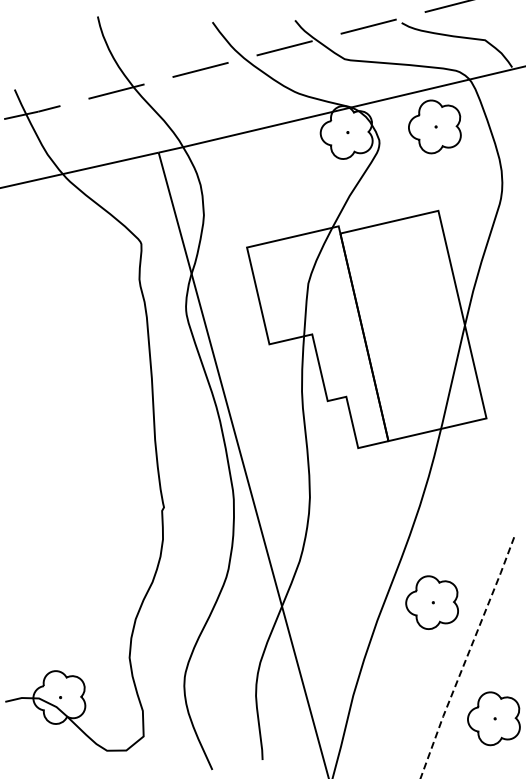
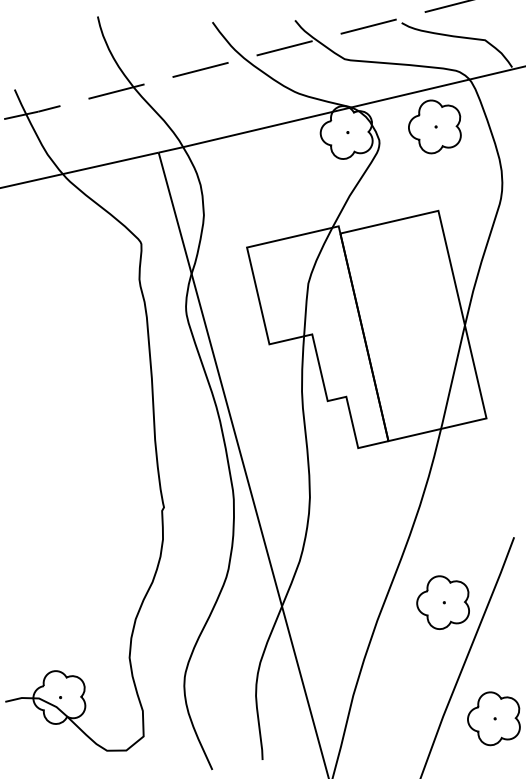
part position: (431, 602) -> (442, 602) (442, 602)
line: dashed -> solid (466, 657)
